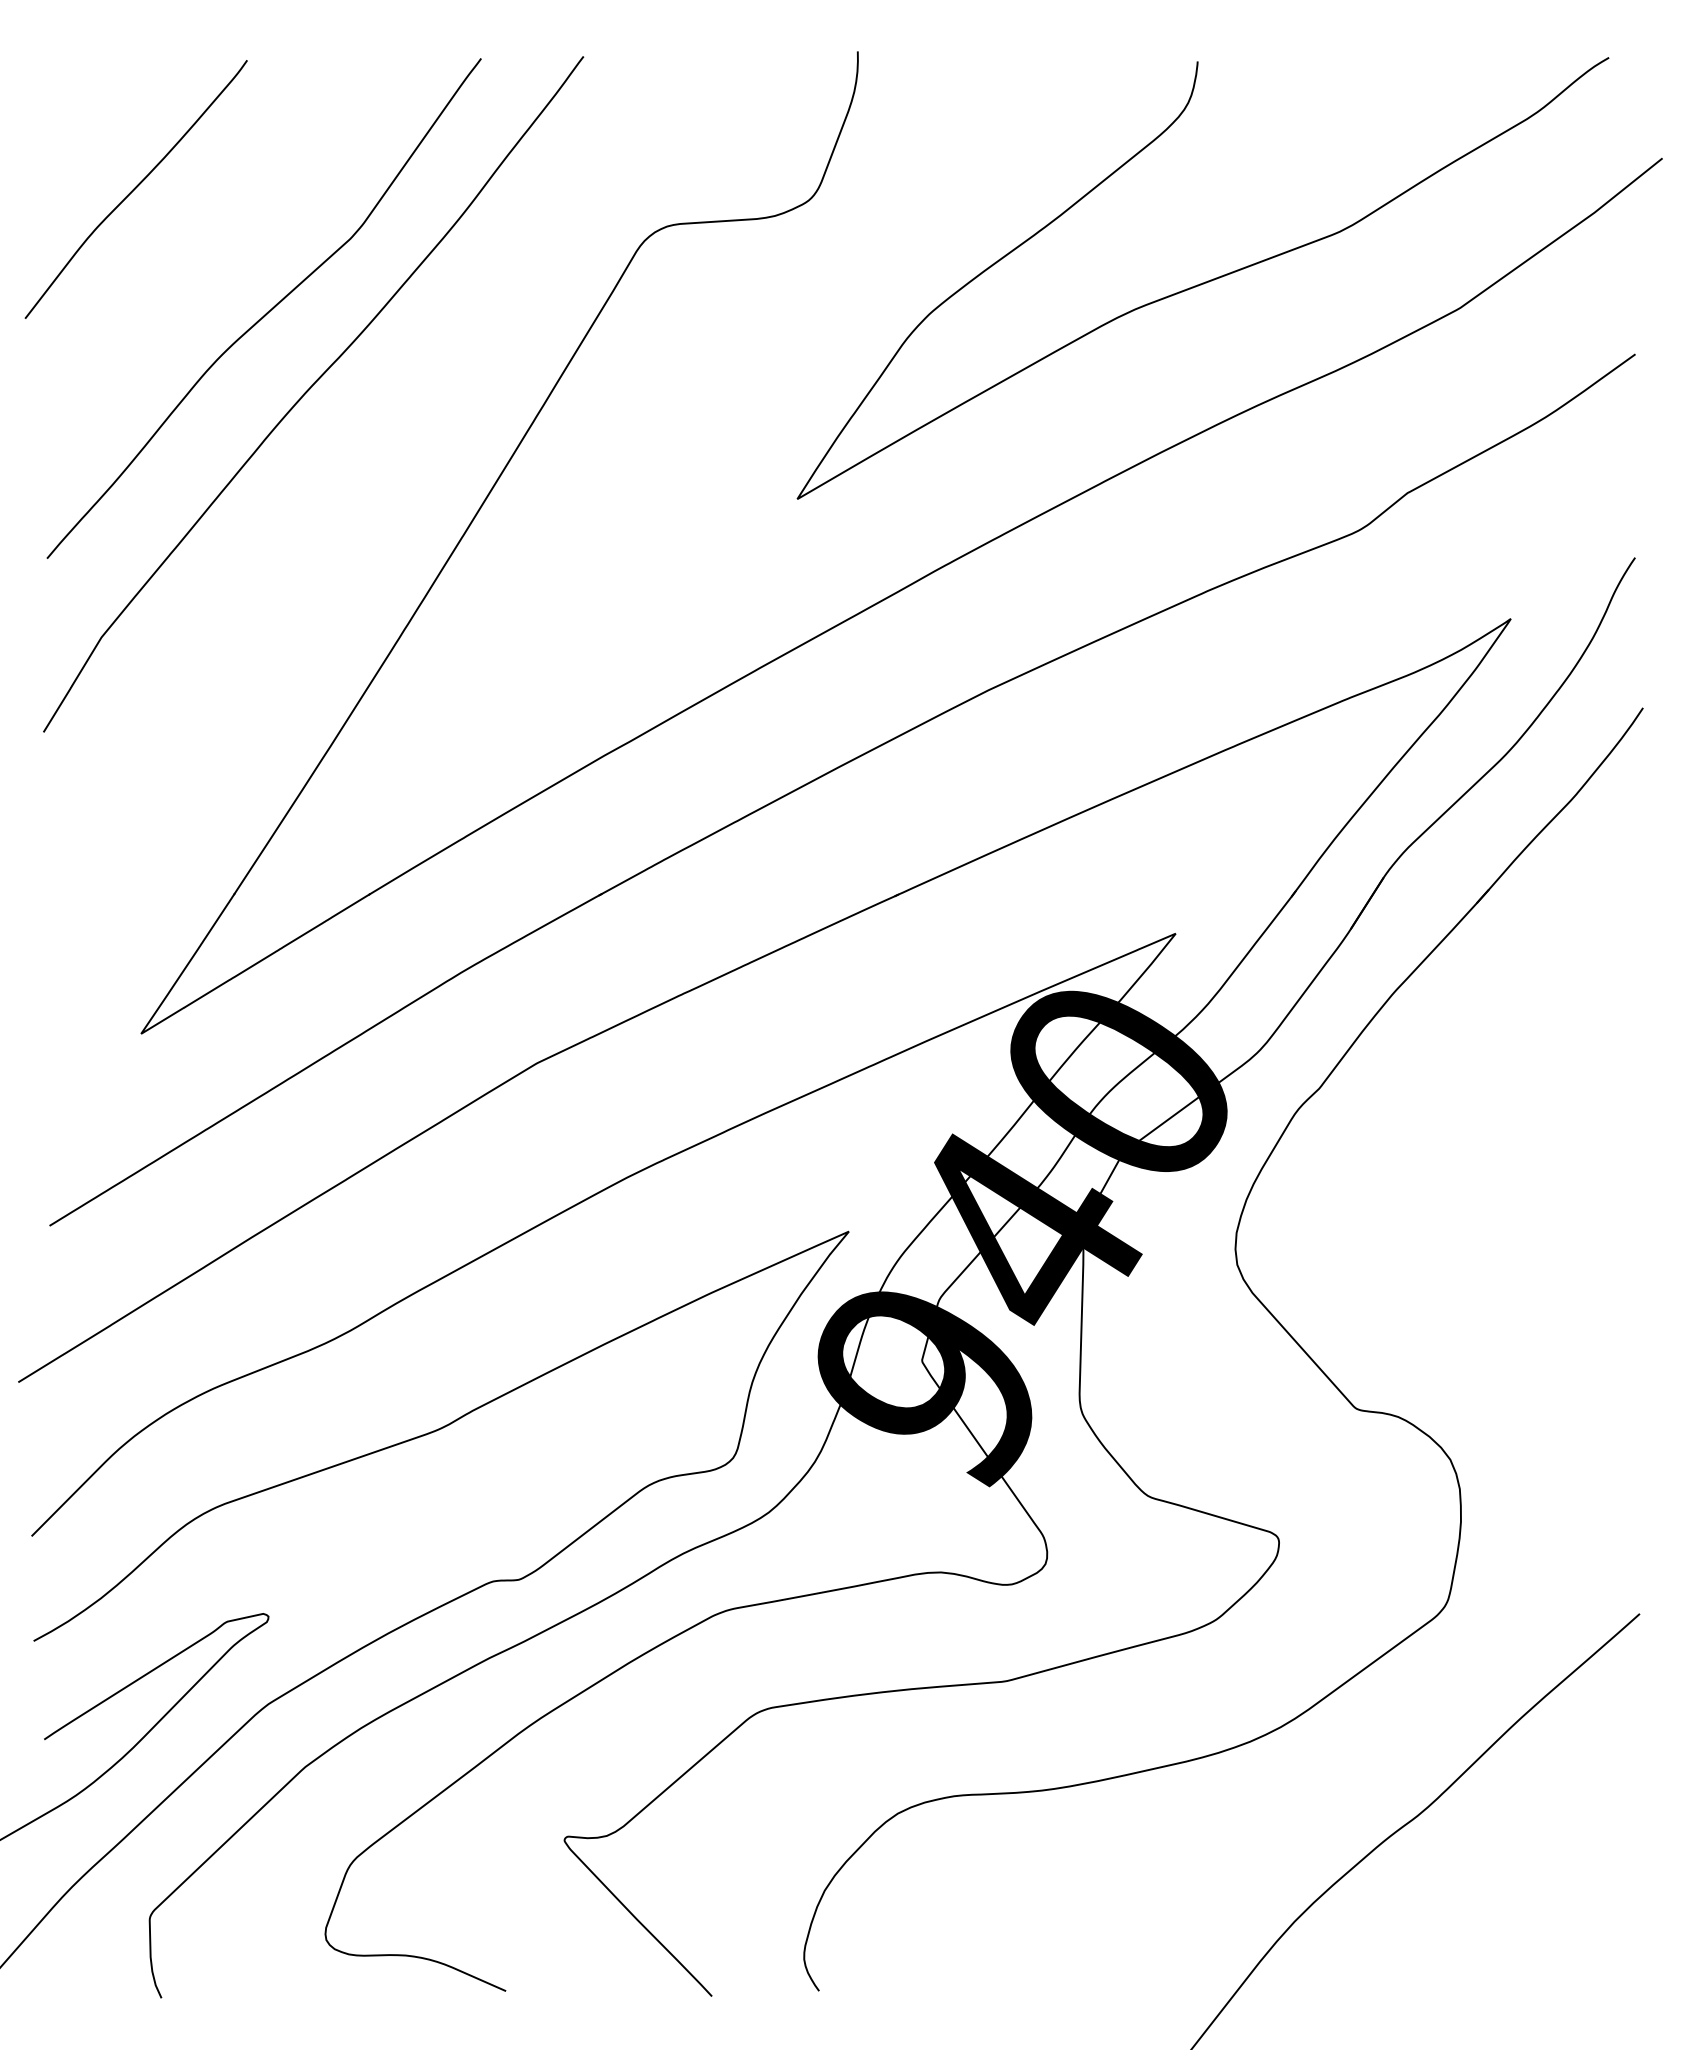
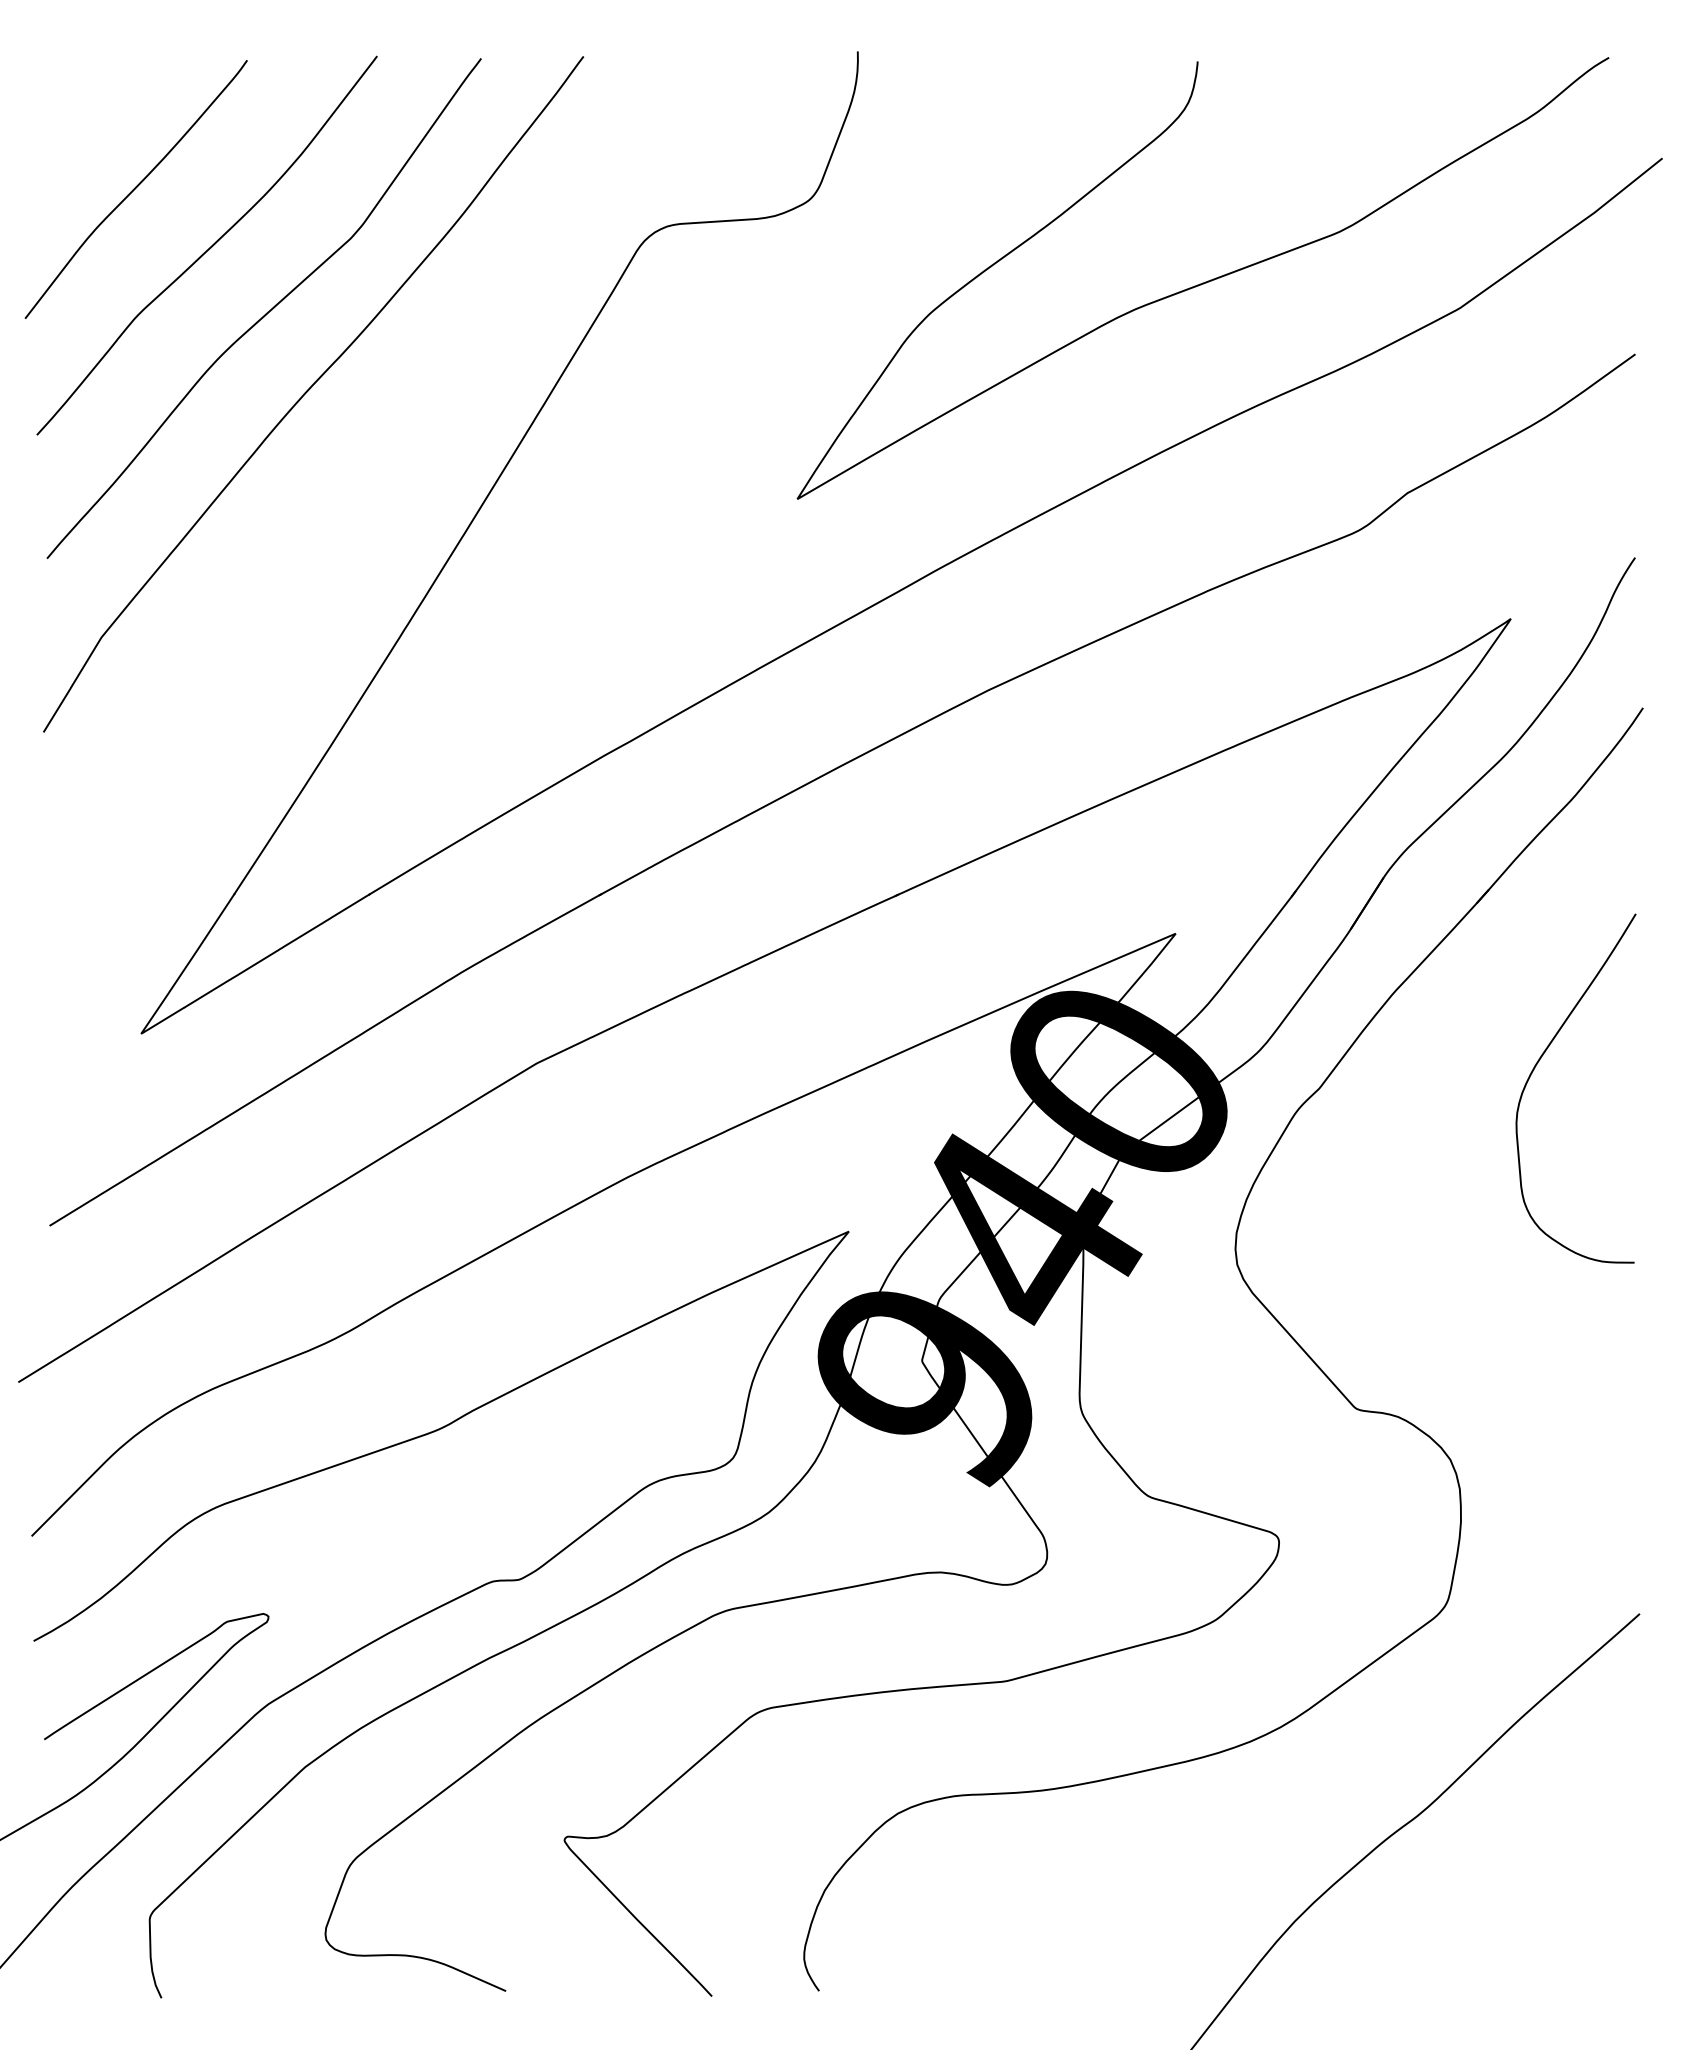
curve: none -> present (209, 247)
curve: none -> present (1538, 1063)
